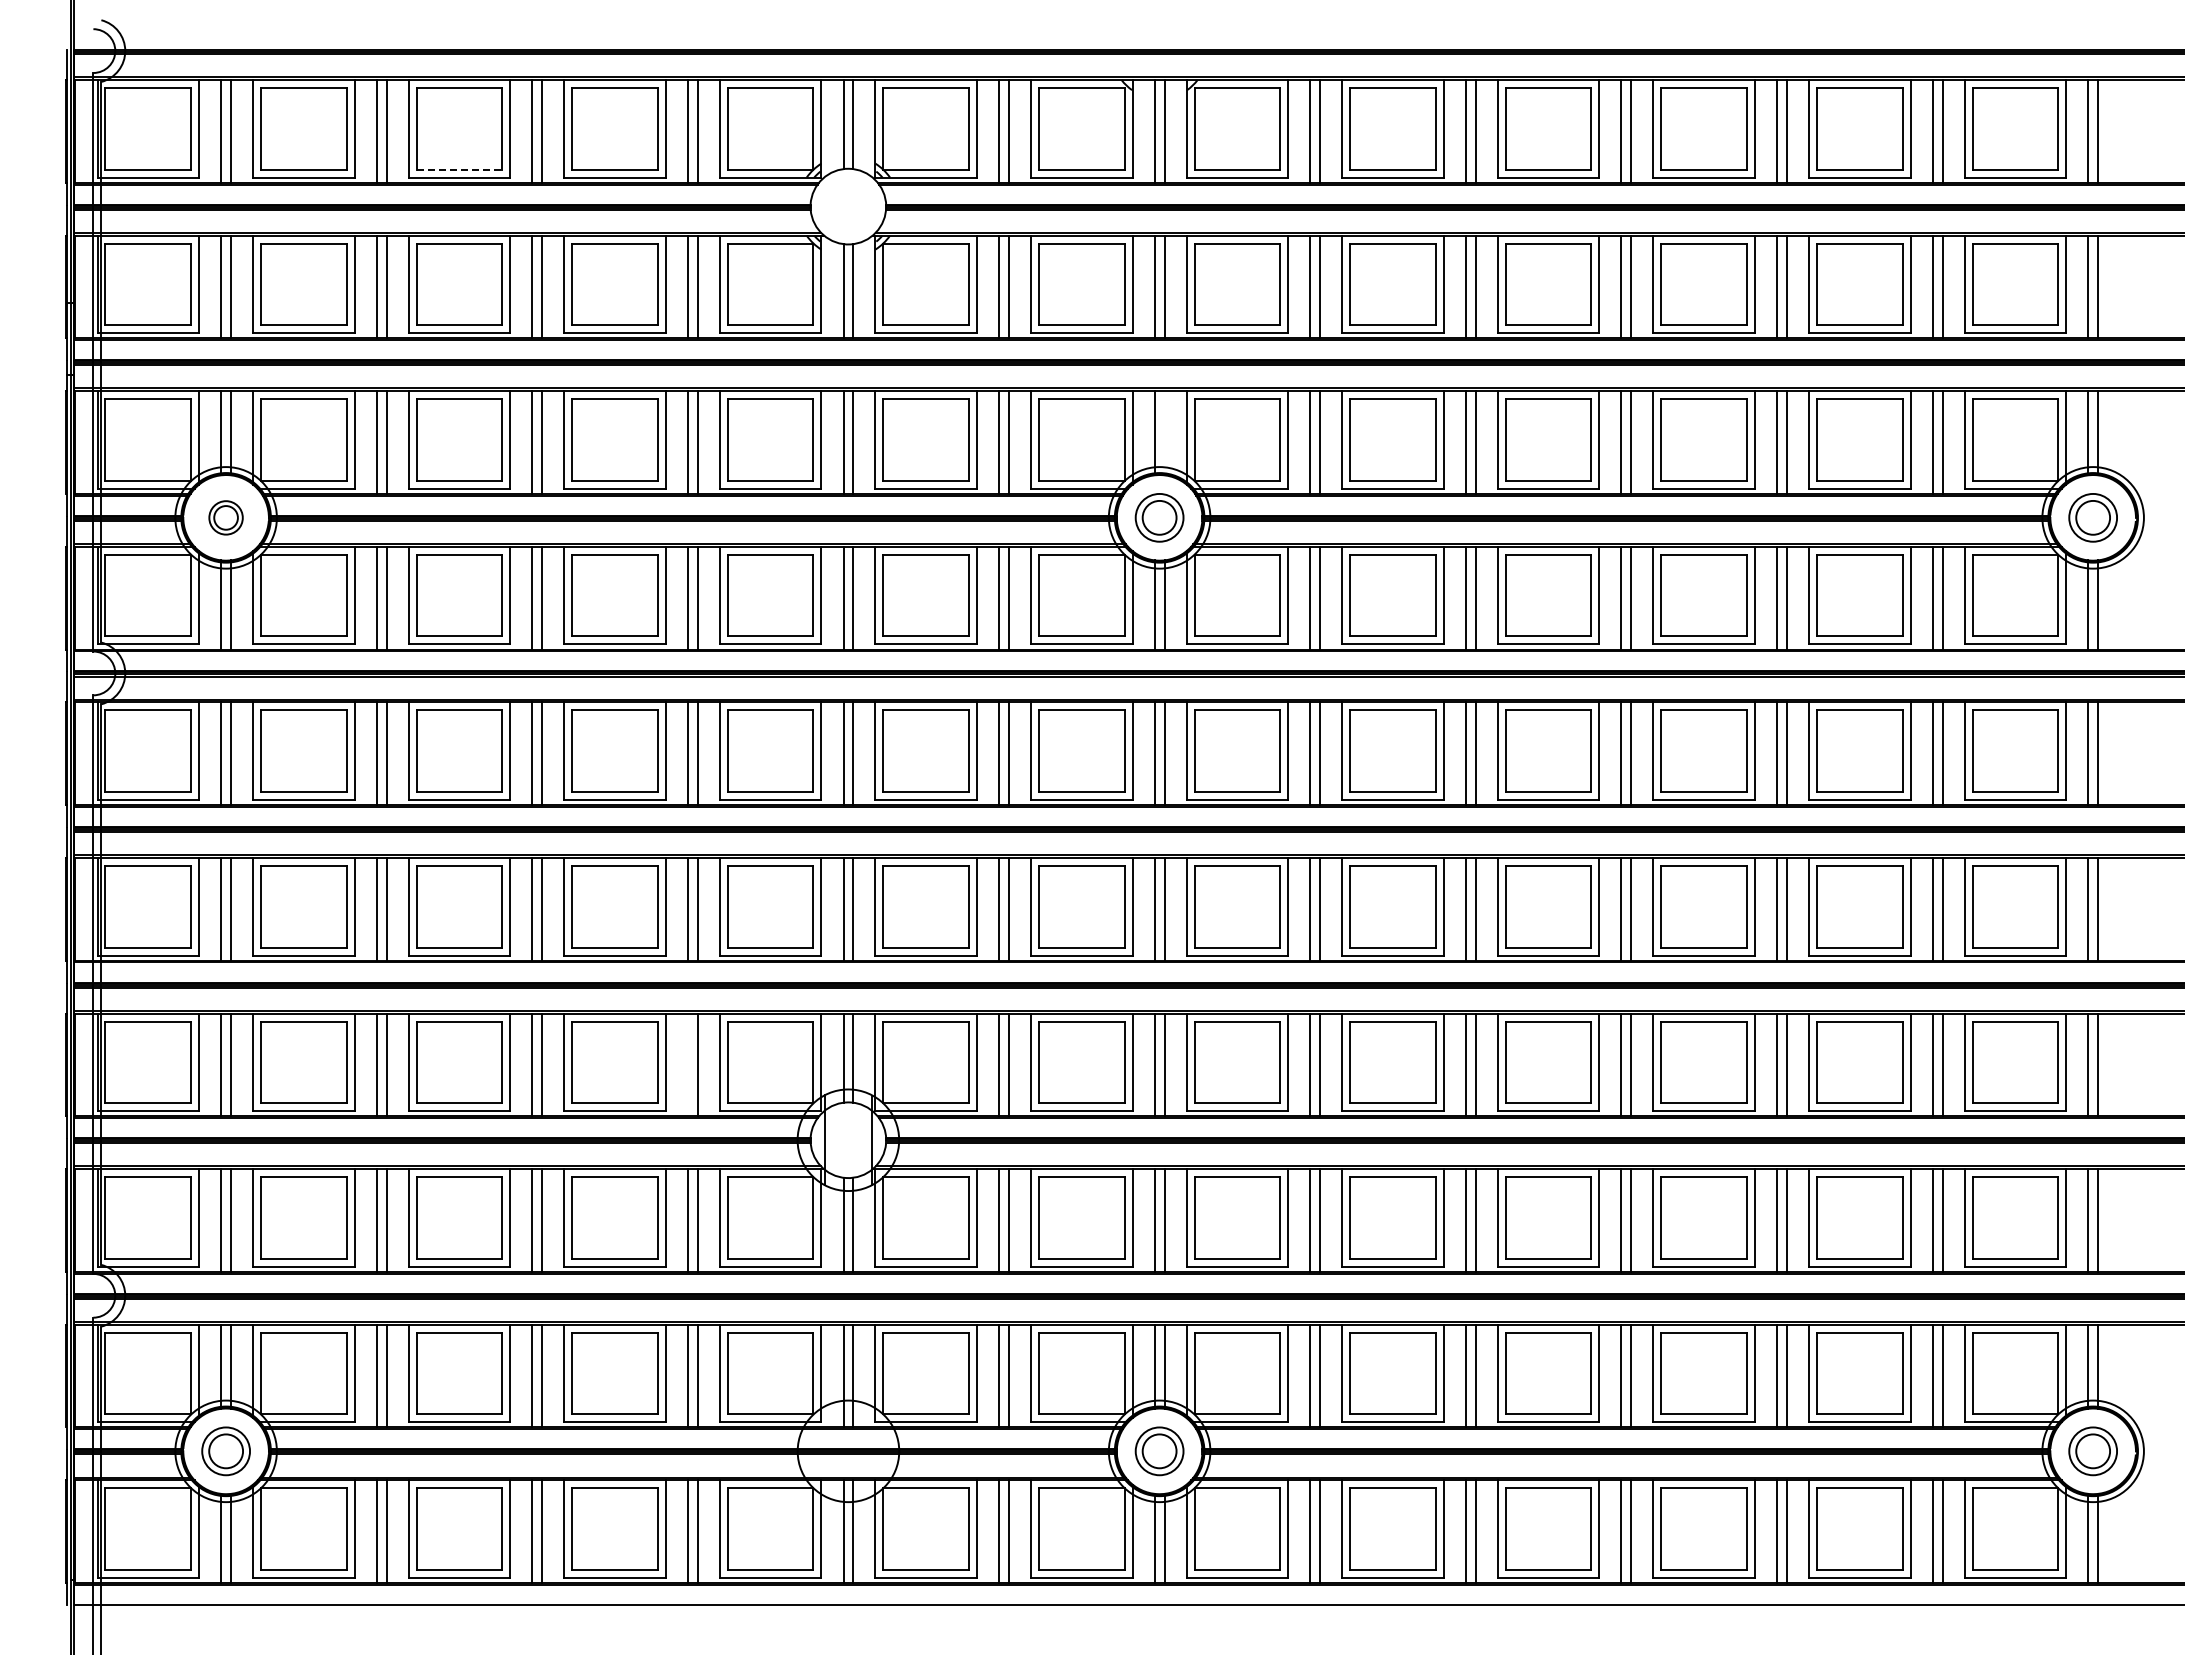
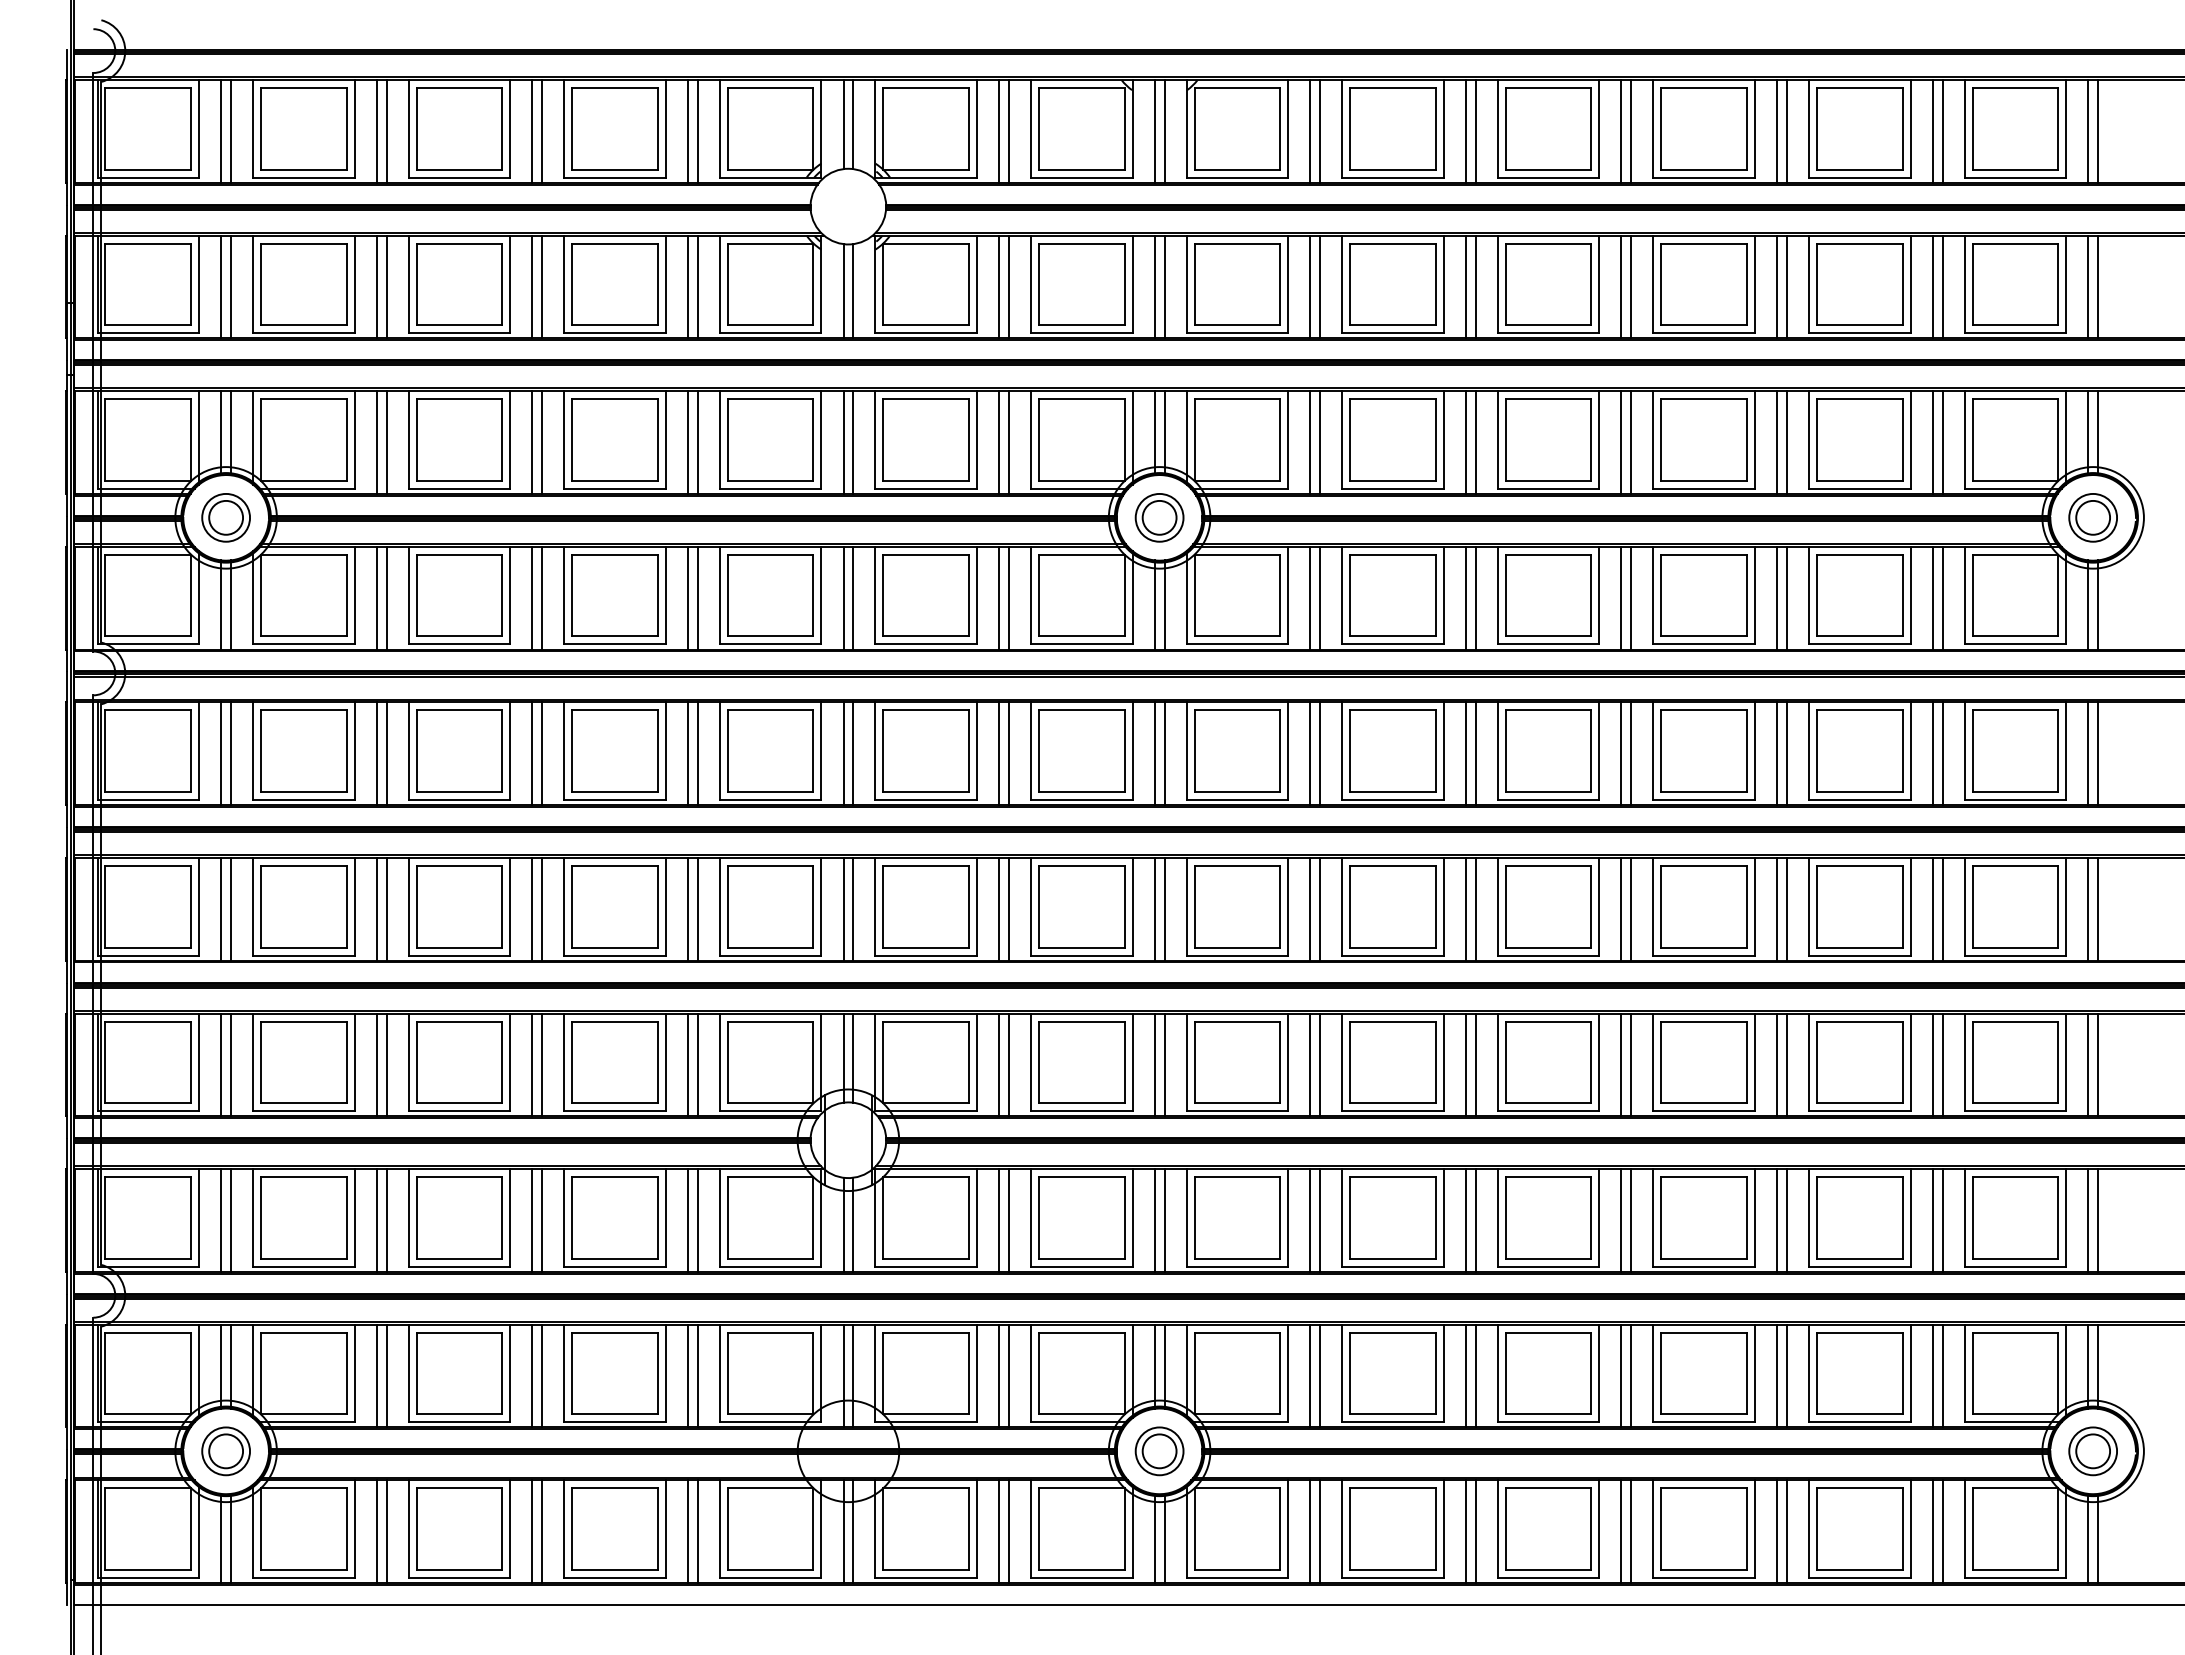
line: dashed -> solid (459, 169)
line: none -> present (1164, 433)
part size: 36x36 px -> 50x50 px (225, 517)
line: none -> present (687, 1064)
